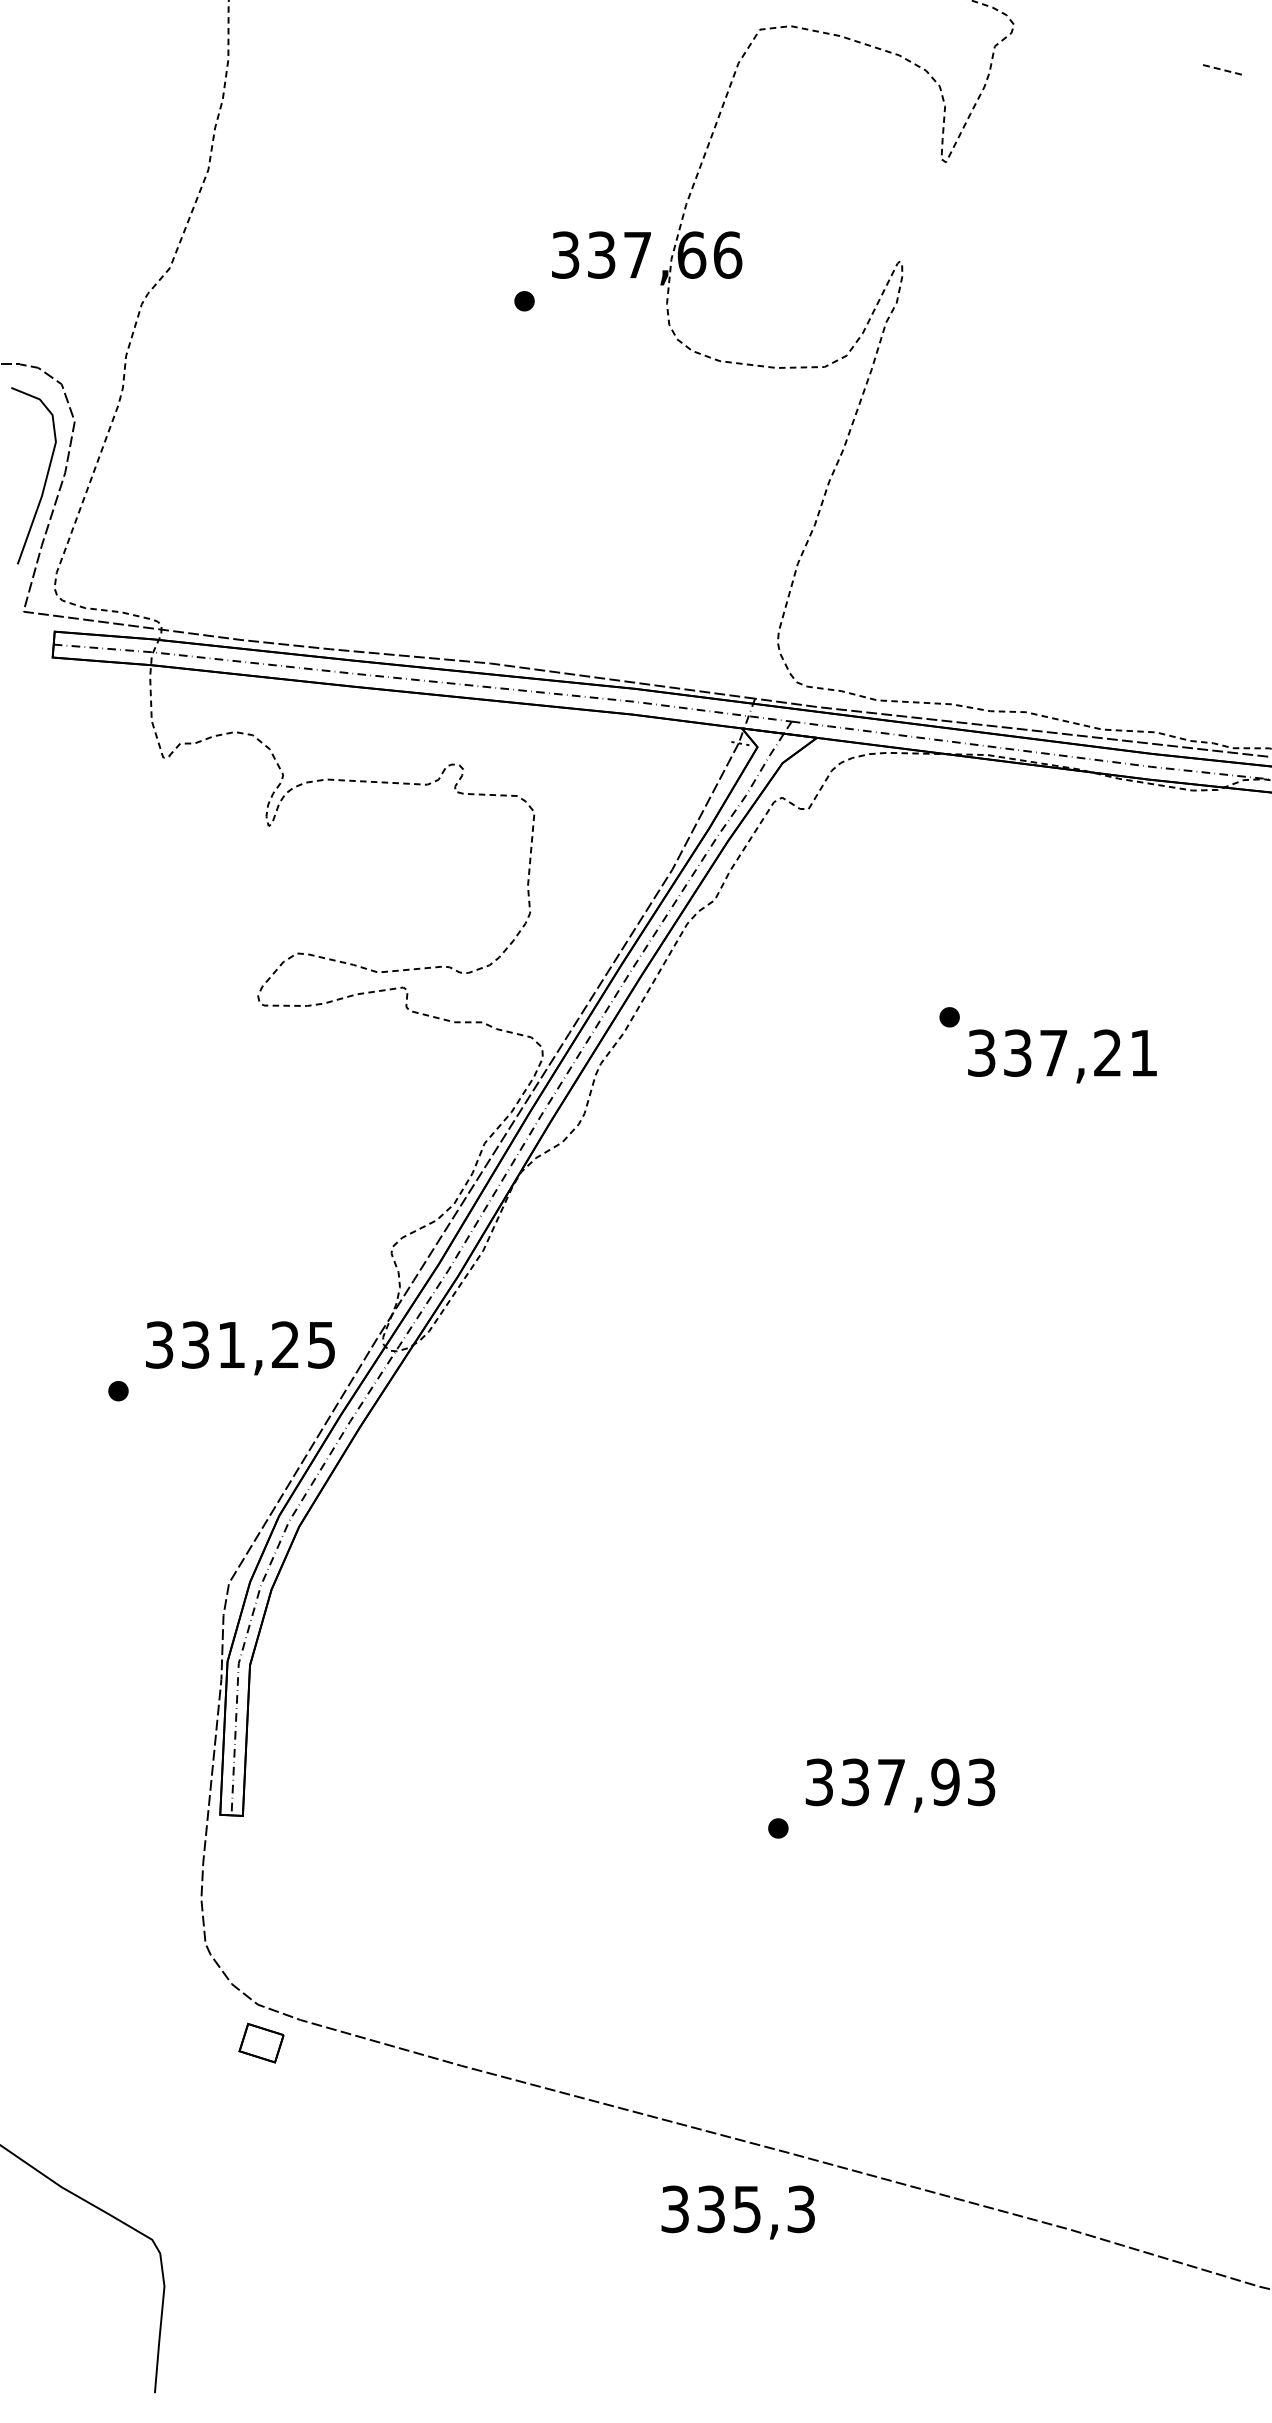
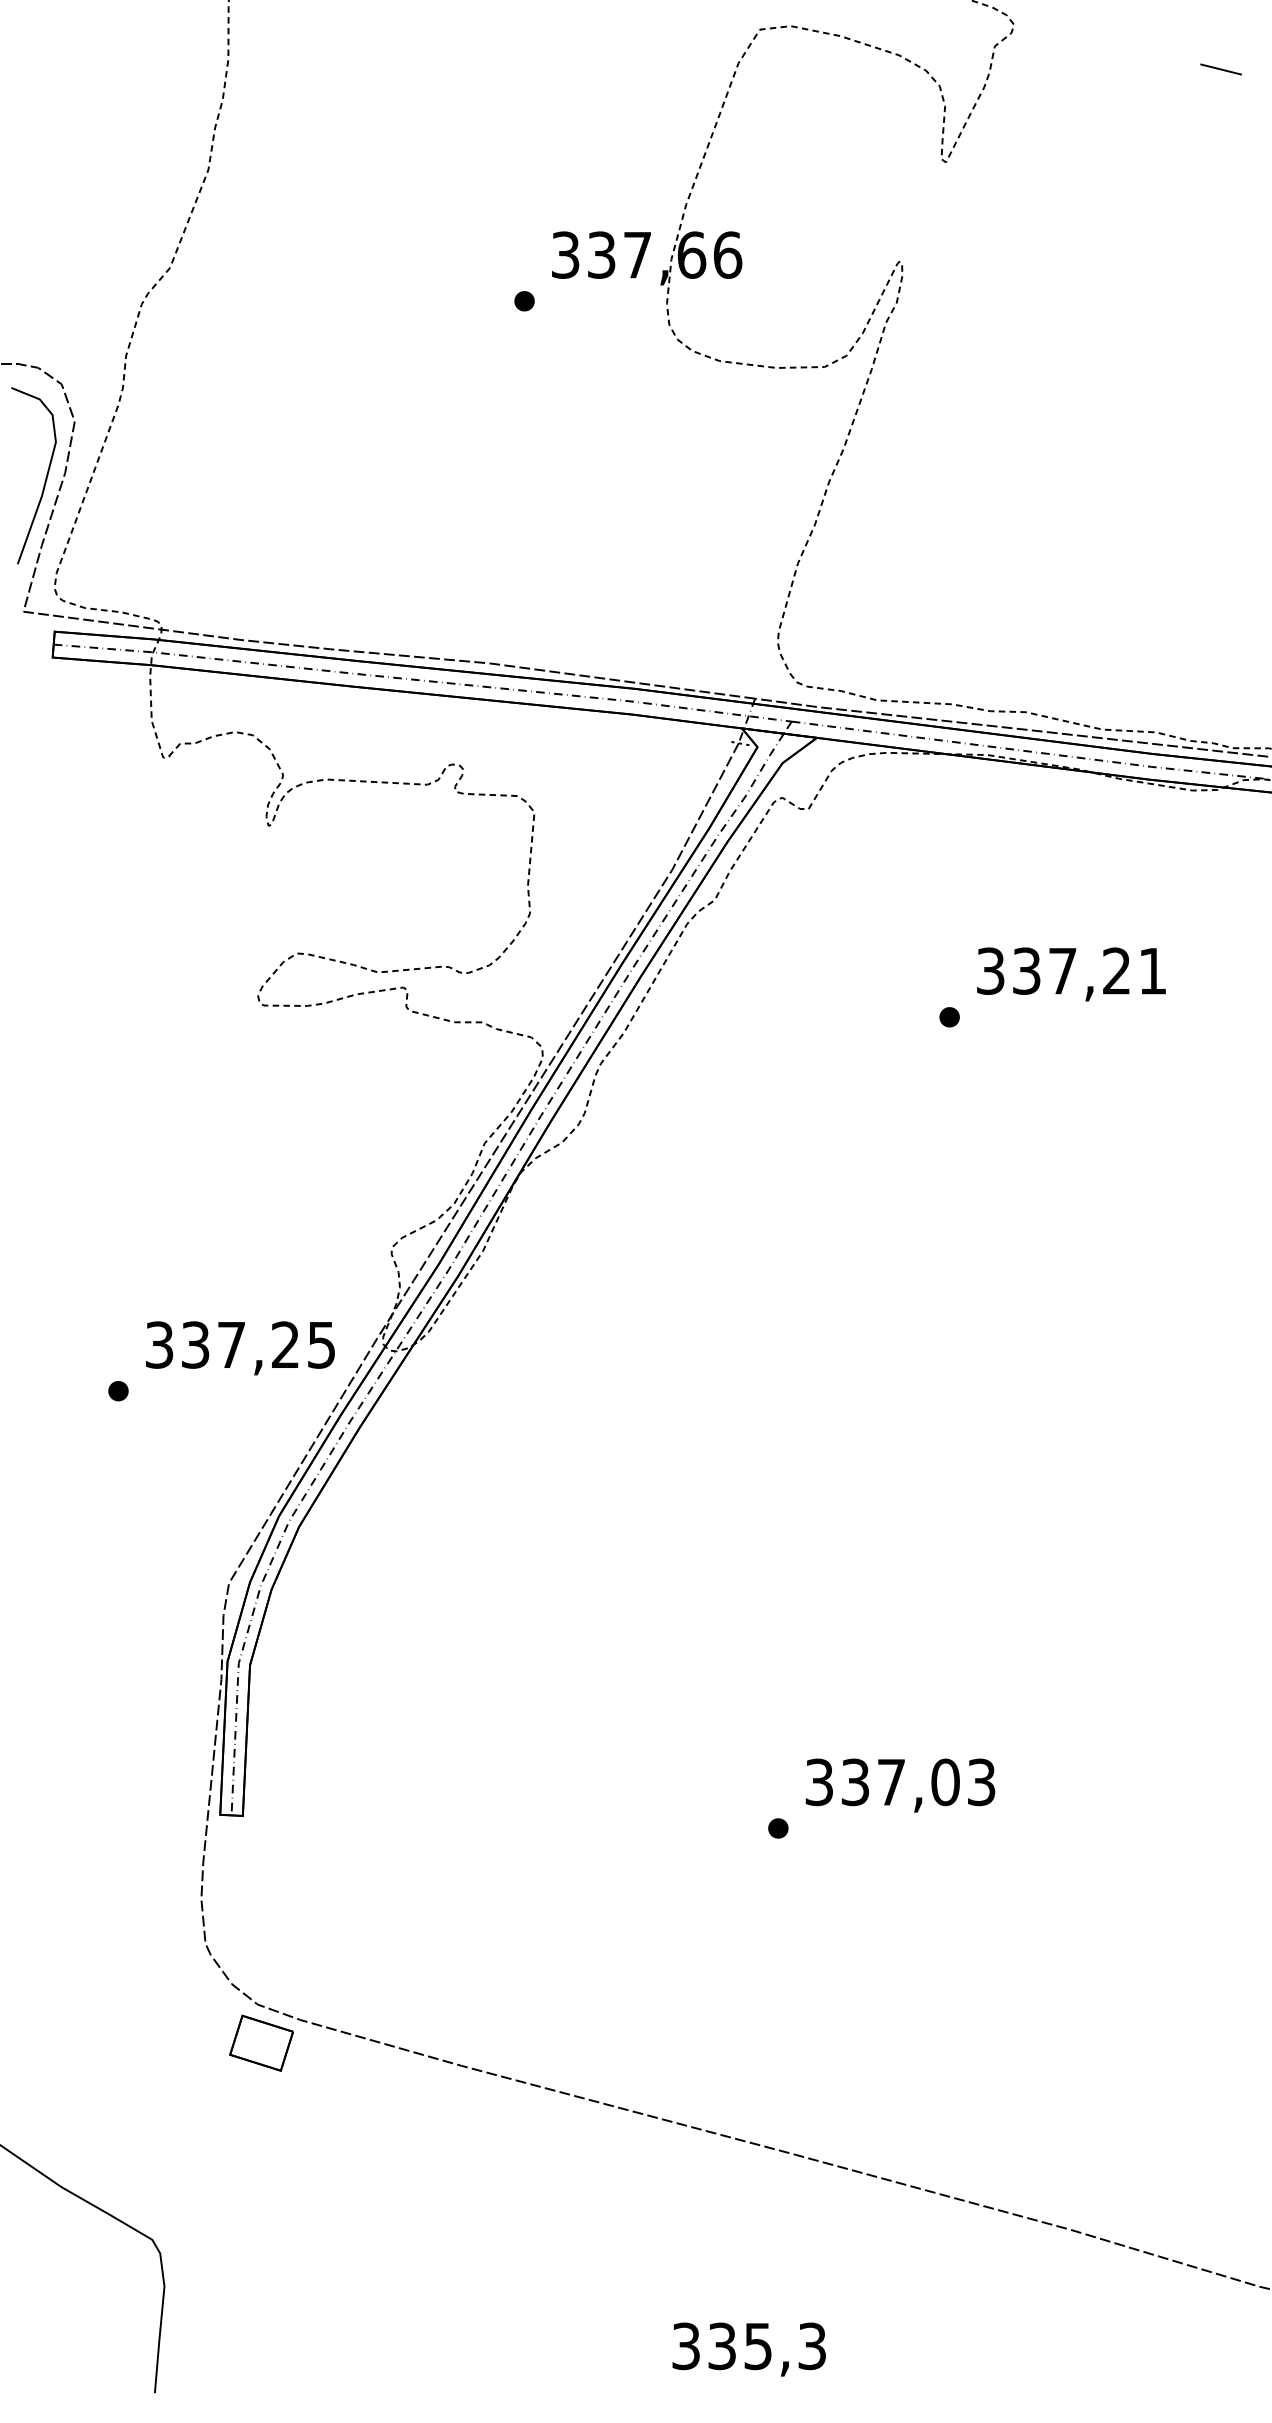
line: dashed -> solid (1220, 69)
text position: (1062, 1056) -> (1071, 974) (1071, 974)
text: 331,25 -> 337,25 (231, 1344)
text: 337,93 -> 337,03 (945, 1782)
part size: 47x42 px -> 65x58 px (261, 2042)
text position: (737, 2212) -> (748, 2349) (748, 2349)
